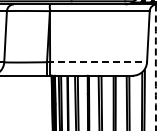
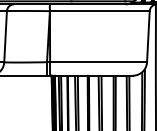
line: dashed -> solid (97, 62)
arc: dashed -> solid (155, 68)
